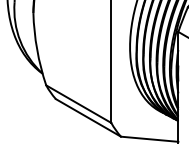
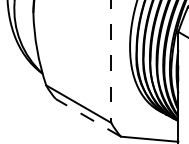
line: solid -> dashed (111, 62)
line: solid -> dashed (88, 117)
